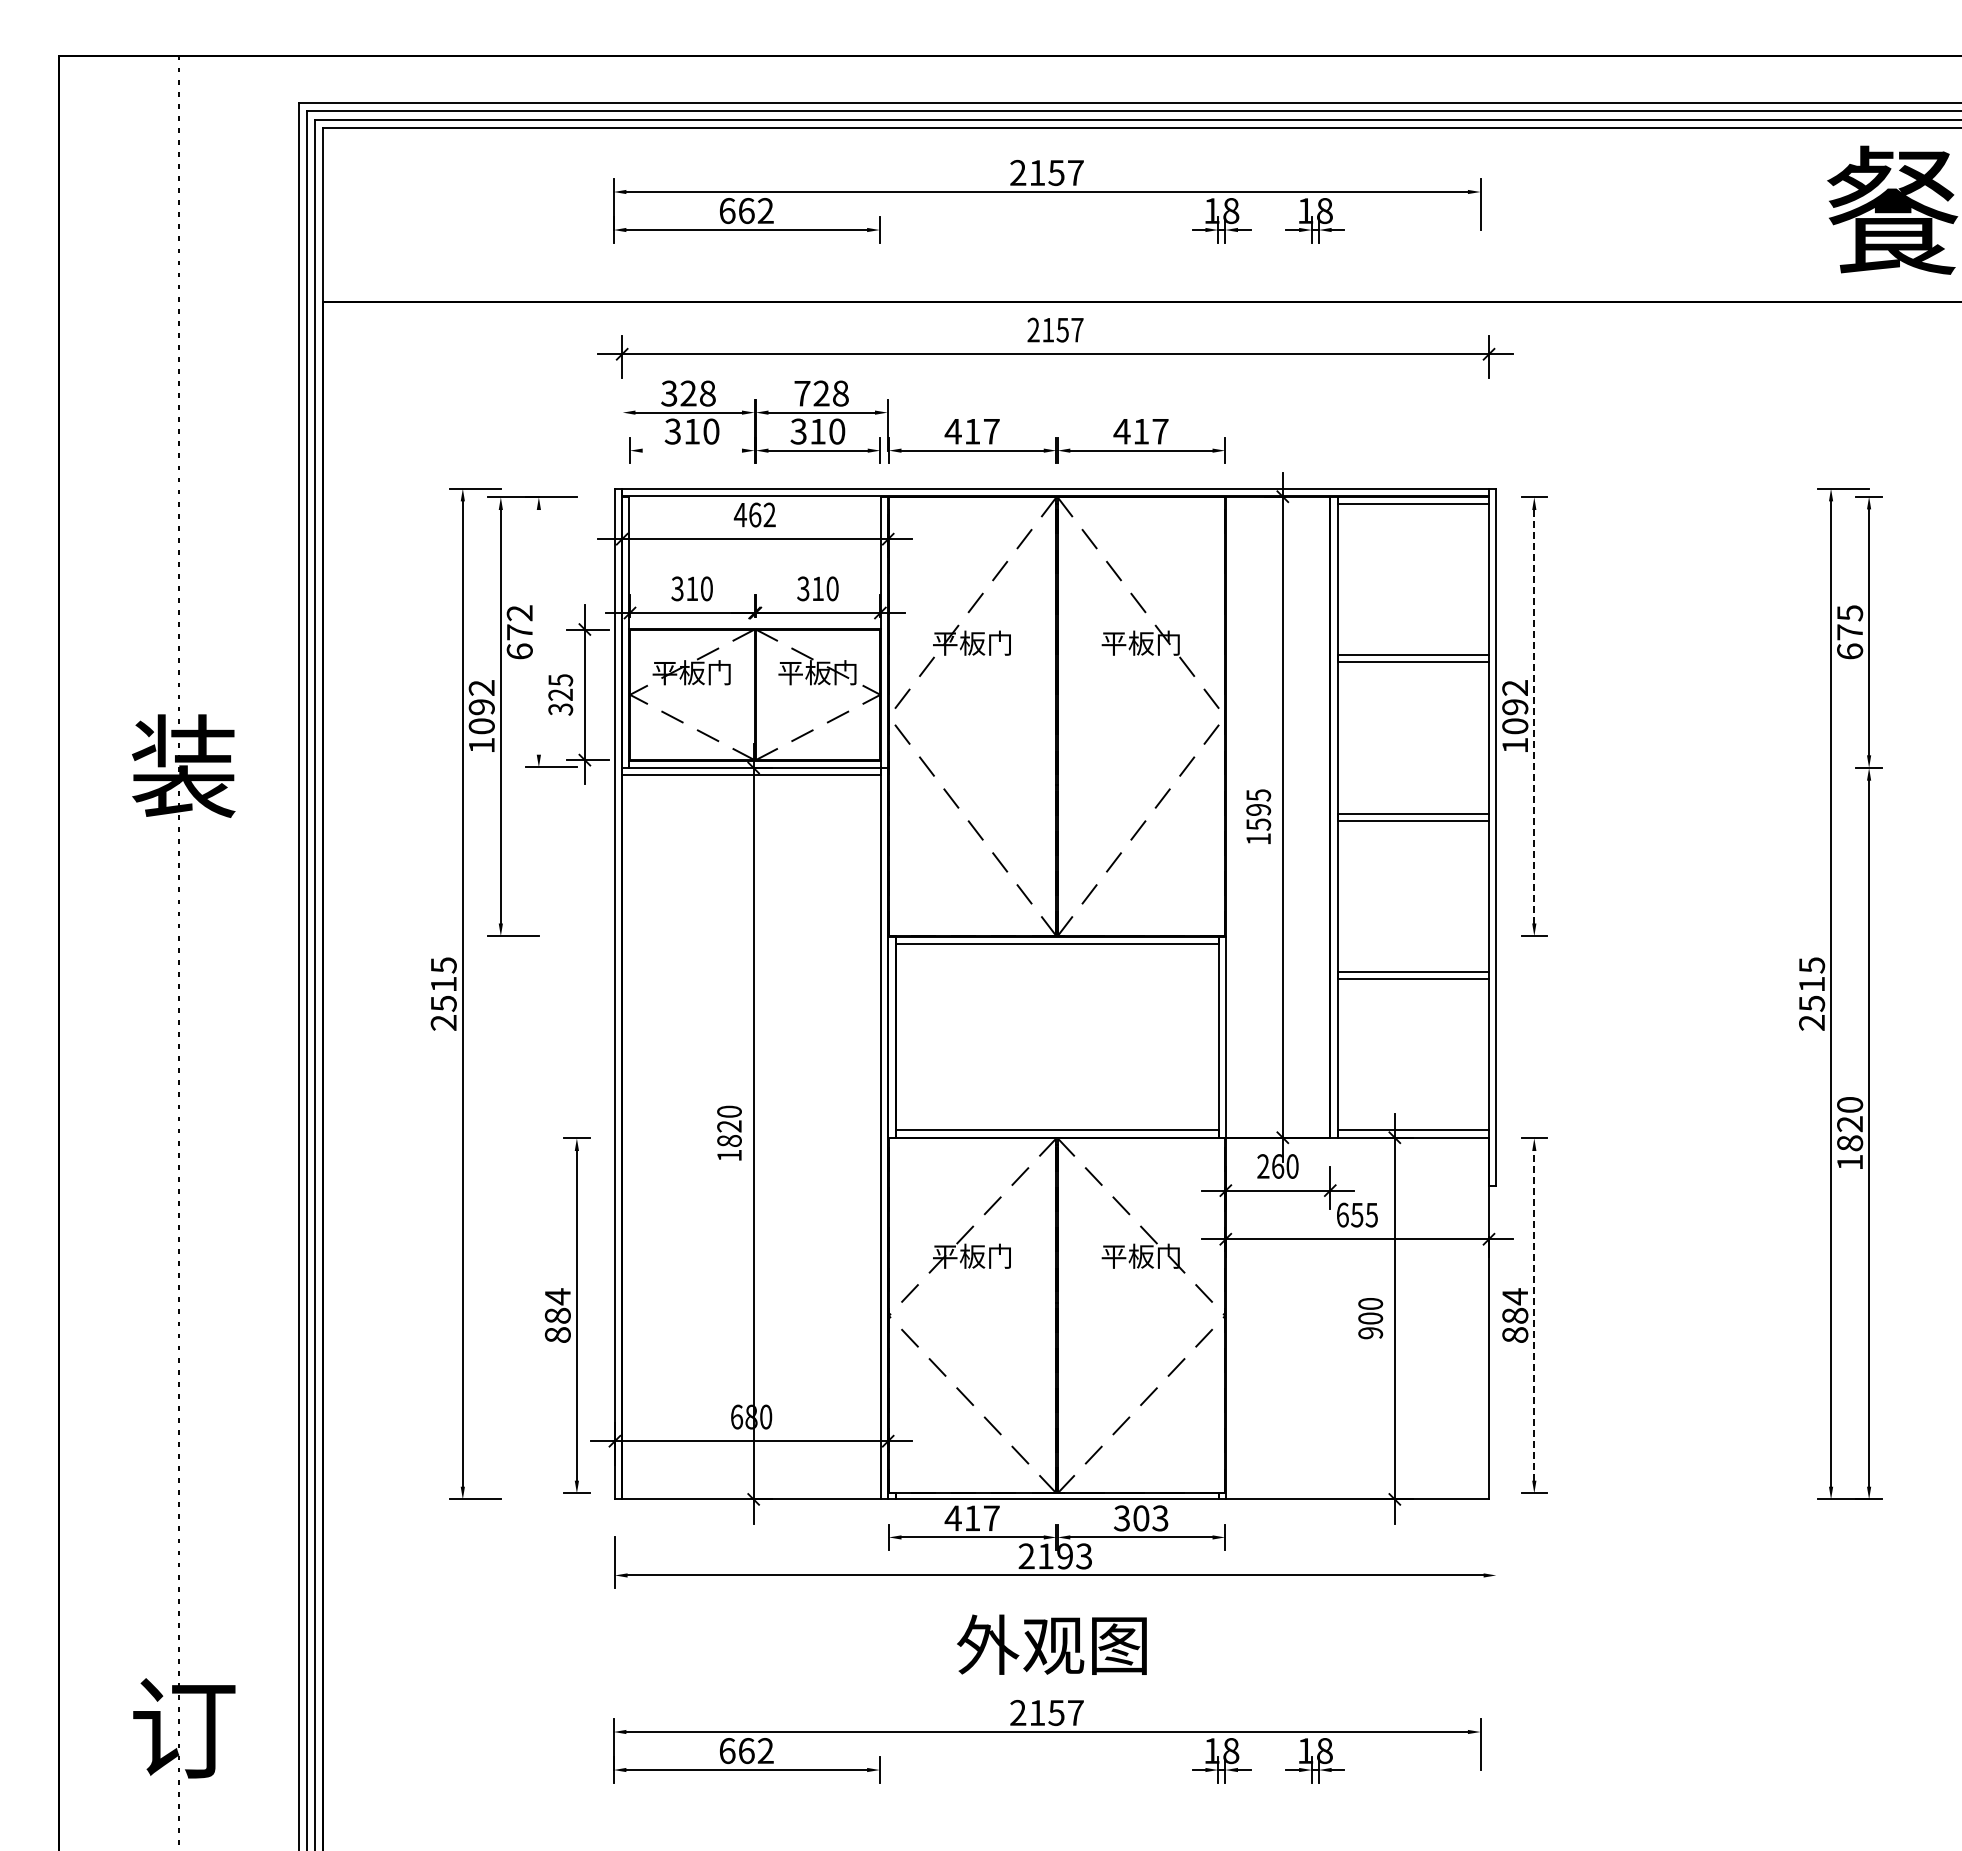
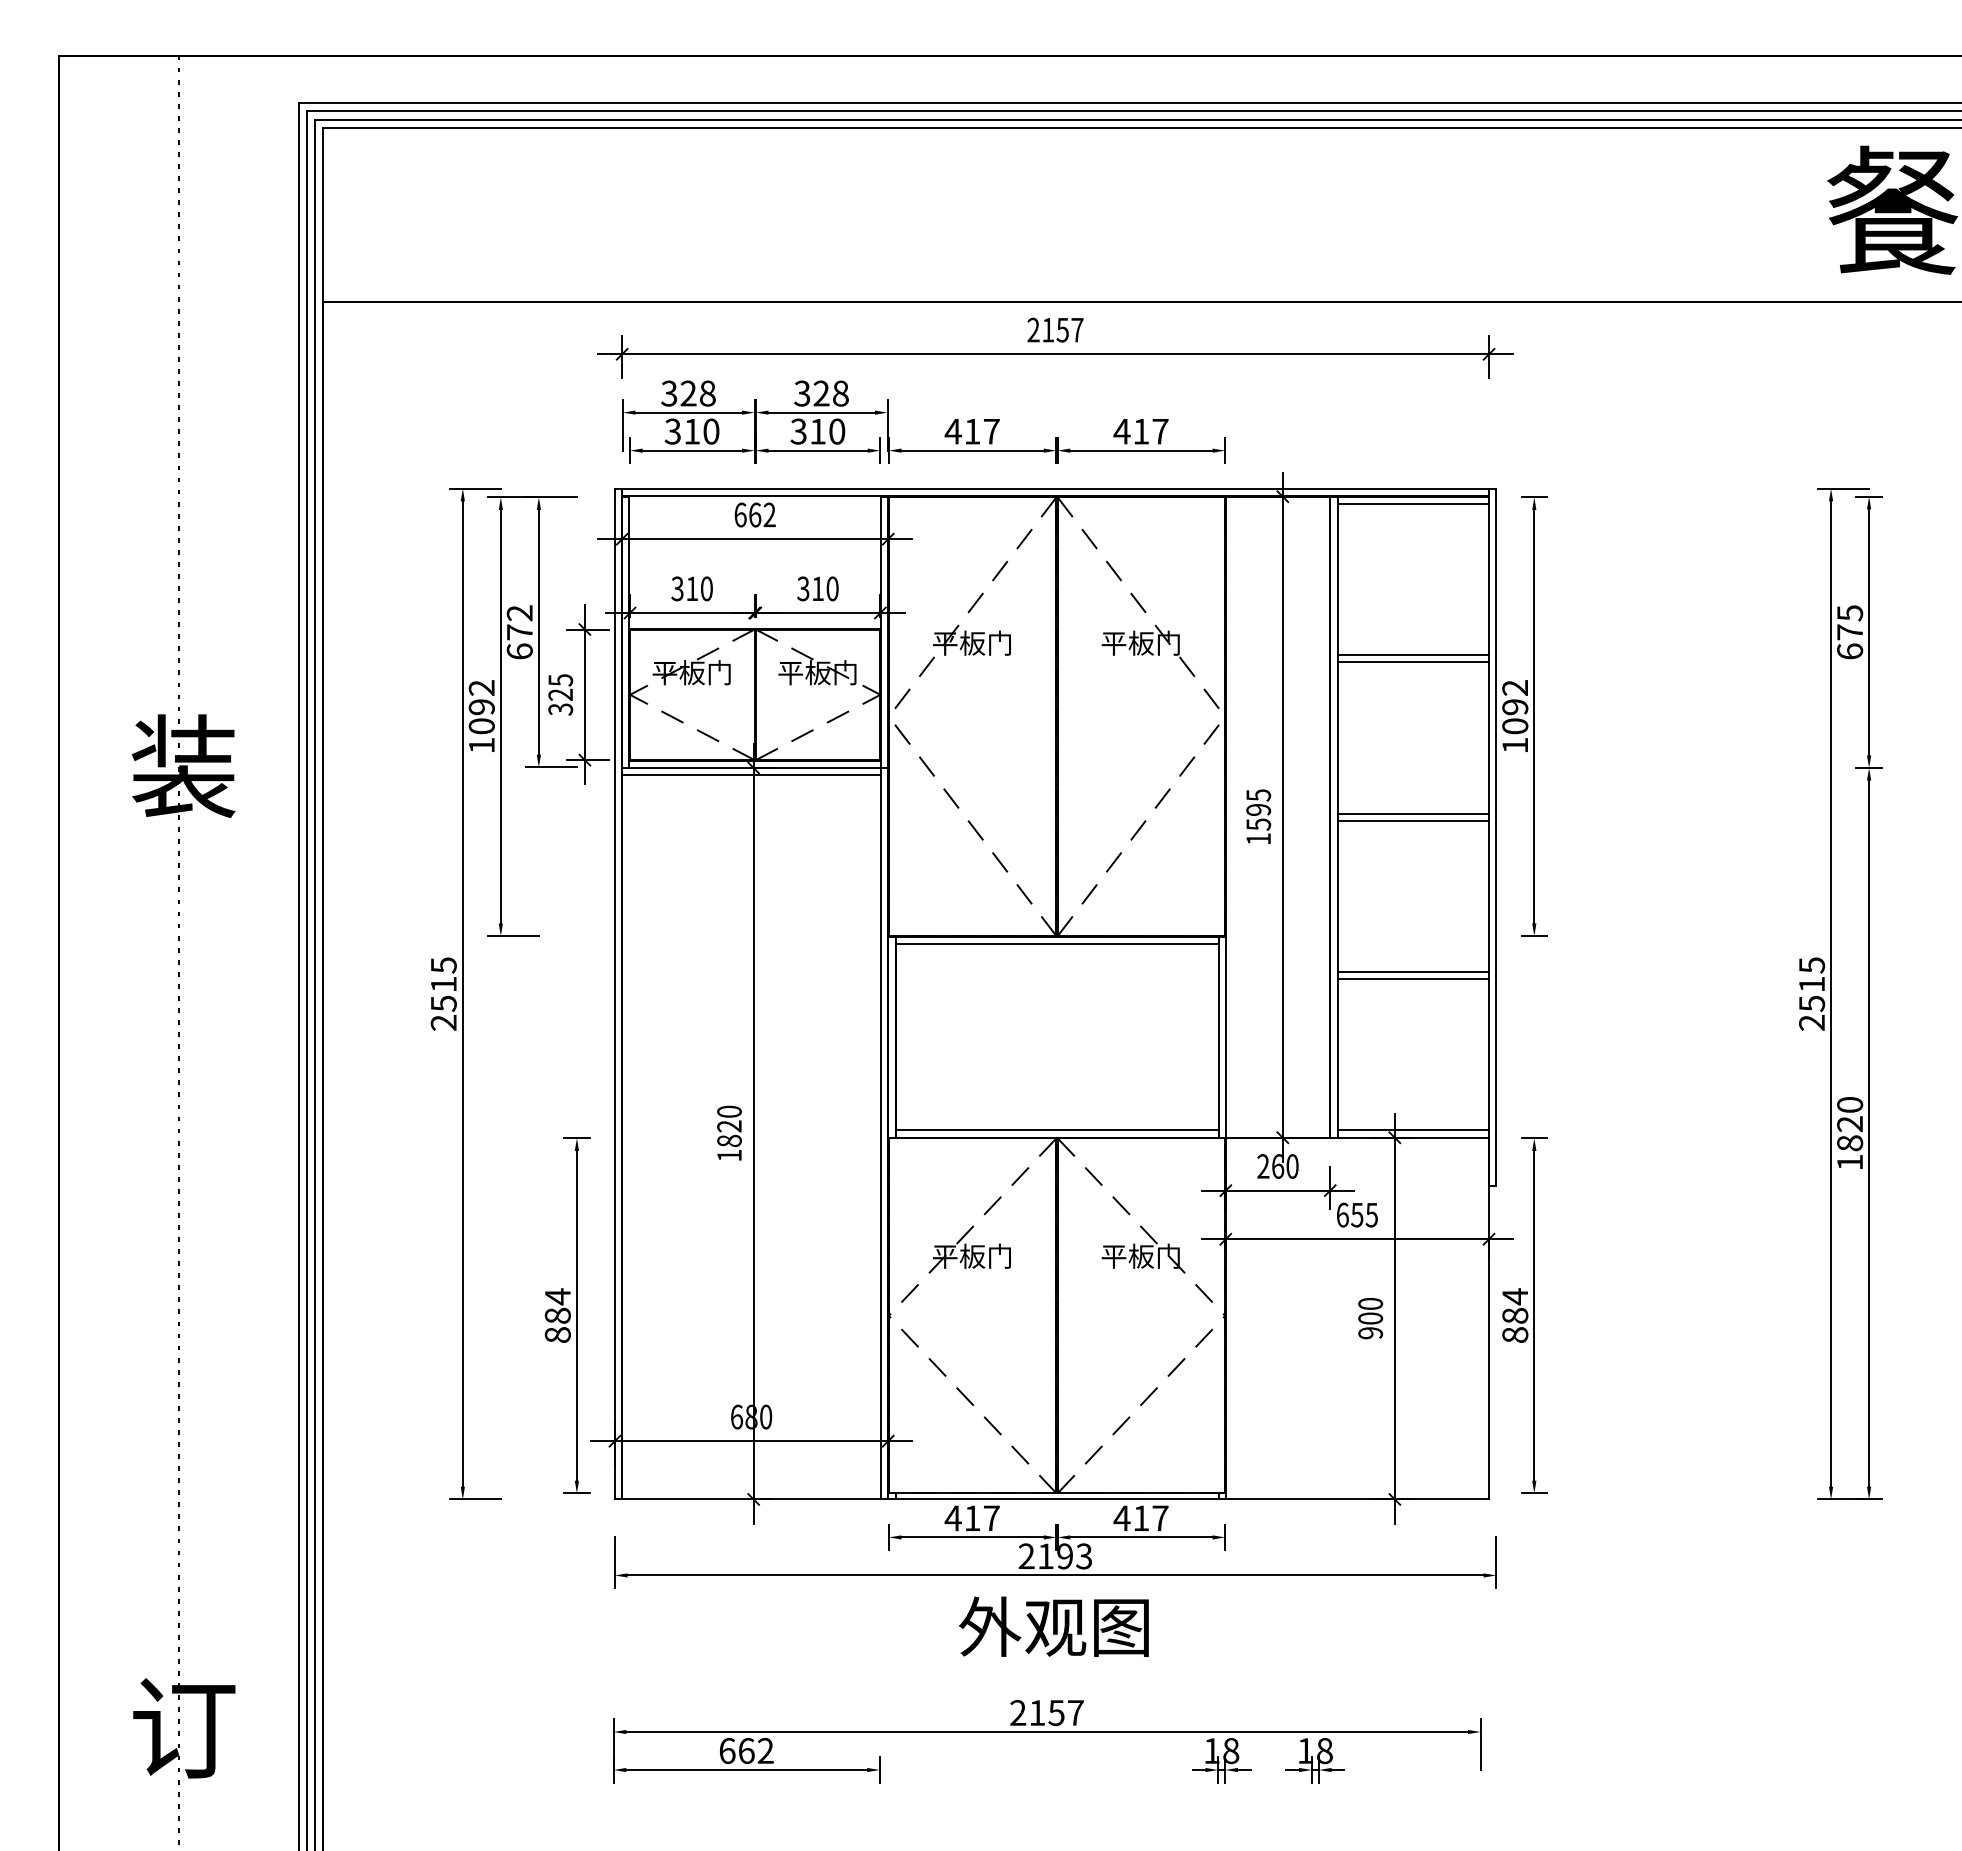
part: present -> none (1047, 192)
text: 728 -> 328 (802, 393)
line: none -> present (622, 424)
line: none -> present (691, 450)
text: 462 -> 662 (740, 514)
line: none -> present (538, 632)
line: dashed -> solid (1534, 716)
line: dashed -> solid (1534, 1315)
text: 303 -> 417 (1140, 1518)
line: none -> present (1496, 1562)
text position: (1051, 1644) -> (1053, 1626) (1053, 1626)
